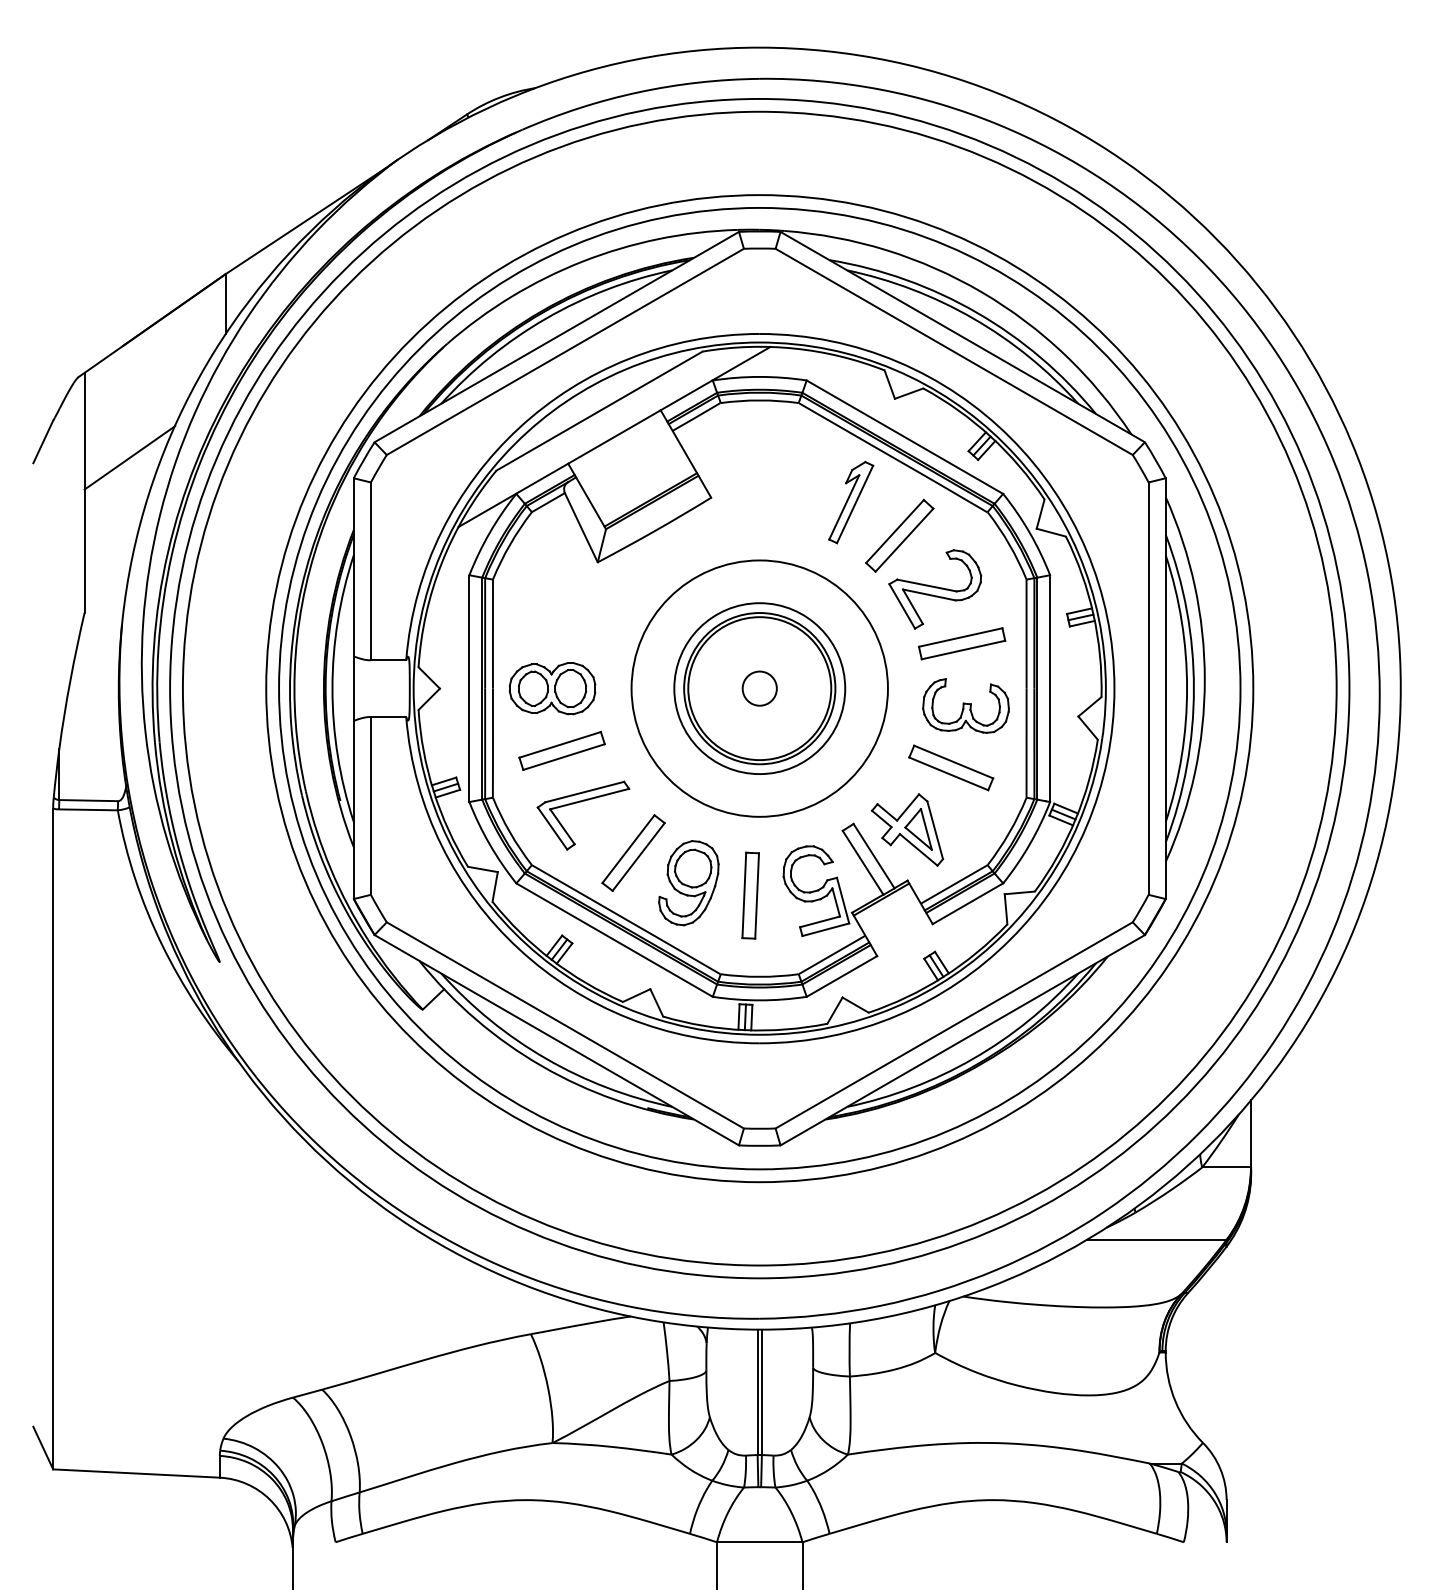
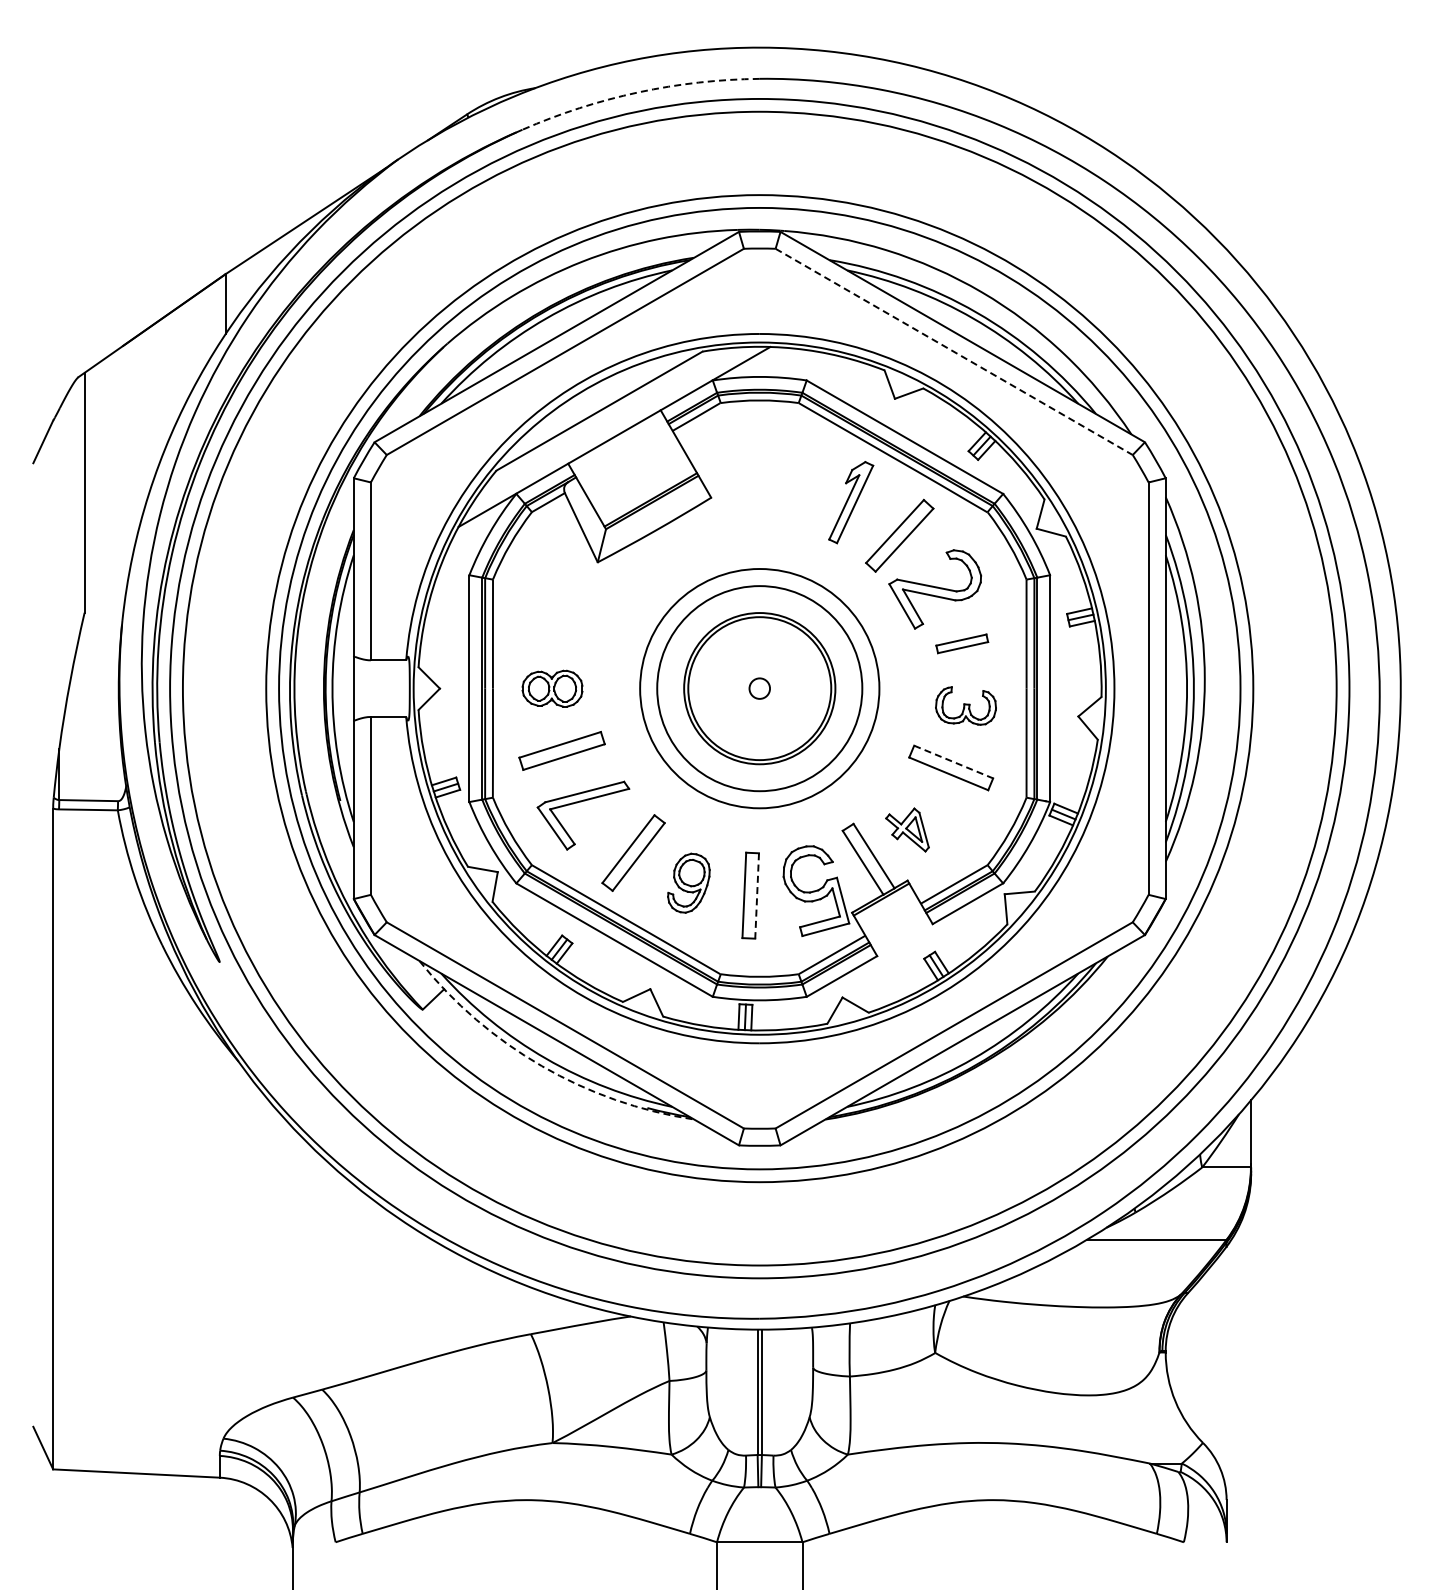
arc: solid -> dashed (638, 92)
line: solid -> dashed (954, 352)
line: present -> none (129, 457)
part size: 89x34 px -> 55x22 px (962, 643)
part size: 89x54 px -> 63x39 px (552, 688)
circle diameter: 171 px -> 239 px (759, 688)
circle diameter: 256 px -> 205 px (759, 688)
circle diameter: 34 px -> 21 px (759, 688)
part size: 88x56 px -> 62x40 px (965, 705)
line: solid -> dashed (953, 762)
part size: 75x74 px -> 45x46 px (907, 829)
part size: 62x87 px -> 44x62 px (688, 882)
line: solid -> dashed (757, 895)
arc: solid -> dashed (541, 1066)
